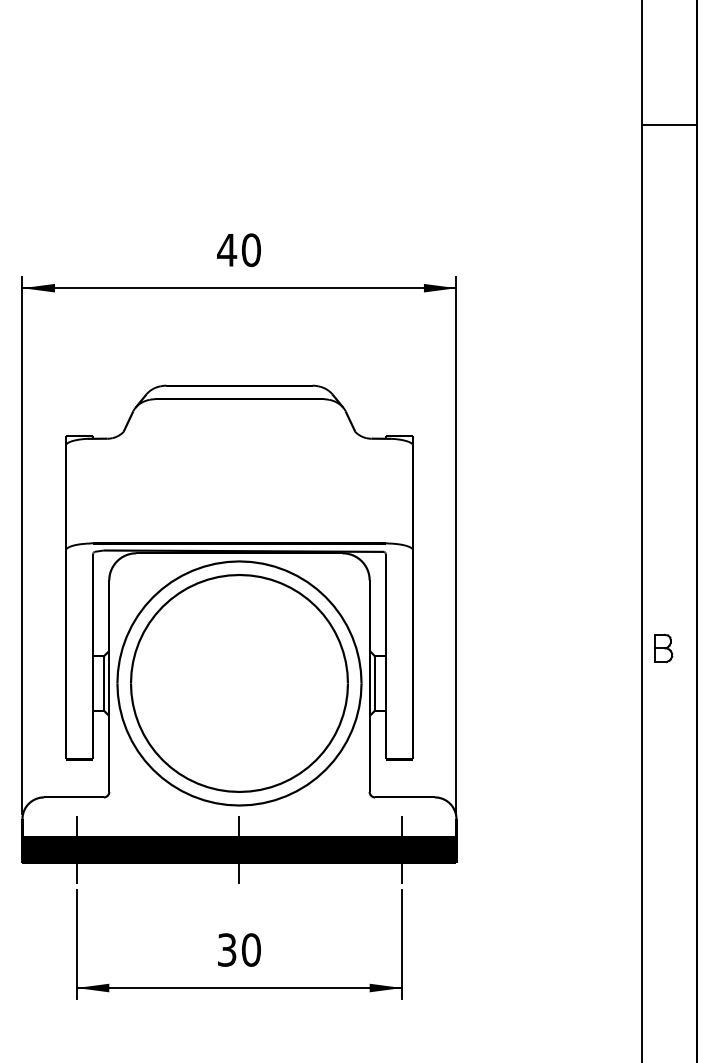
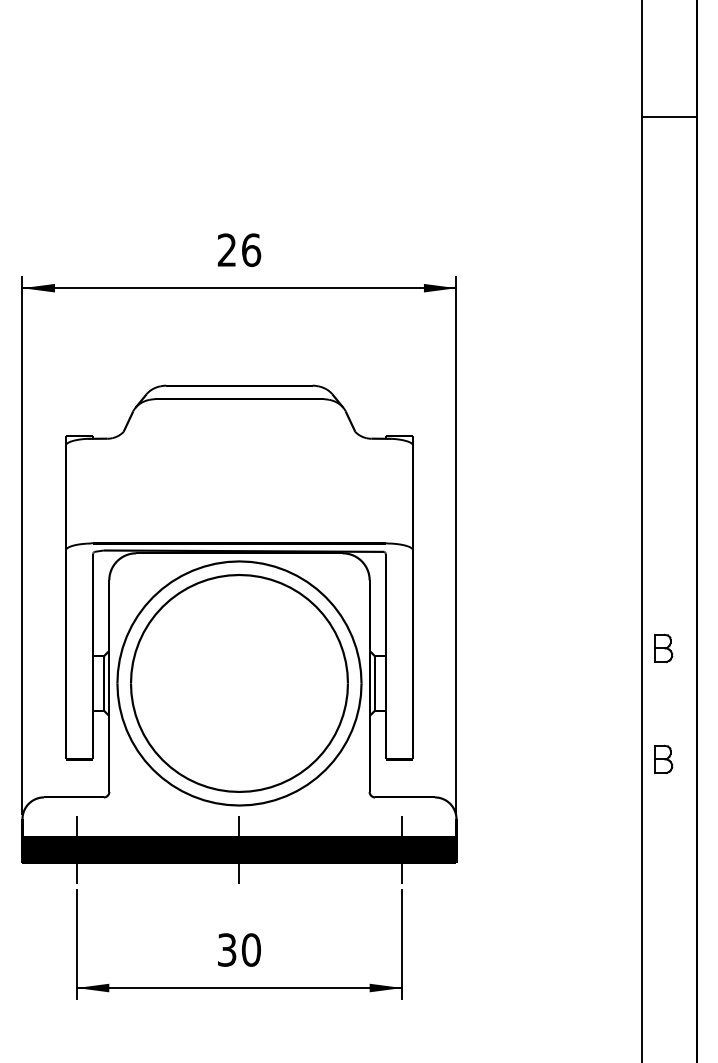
line position: (669, 124) -> (669, 116) (669, 116)
text: 40 -> 26 (239, 249)
part: none -> present (663, 758)
